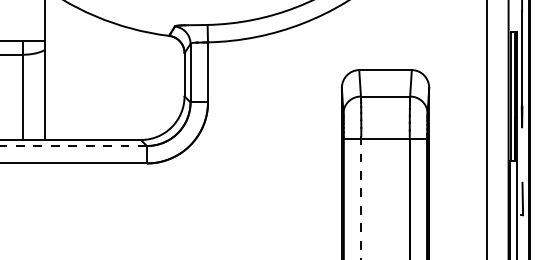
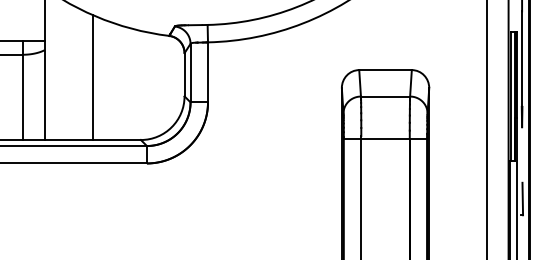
line: none -> present (92, 77)
line: dashed -> solid (73, 146)
line: dashed -> solid (361, 197)
